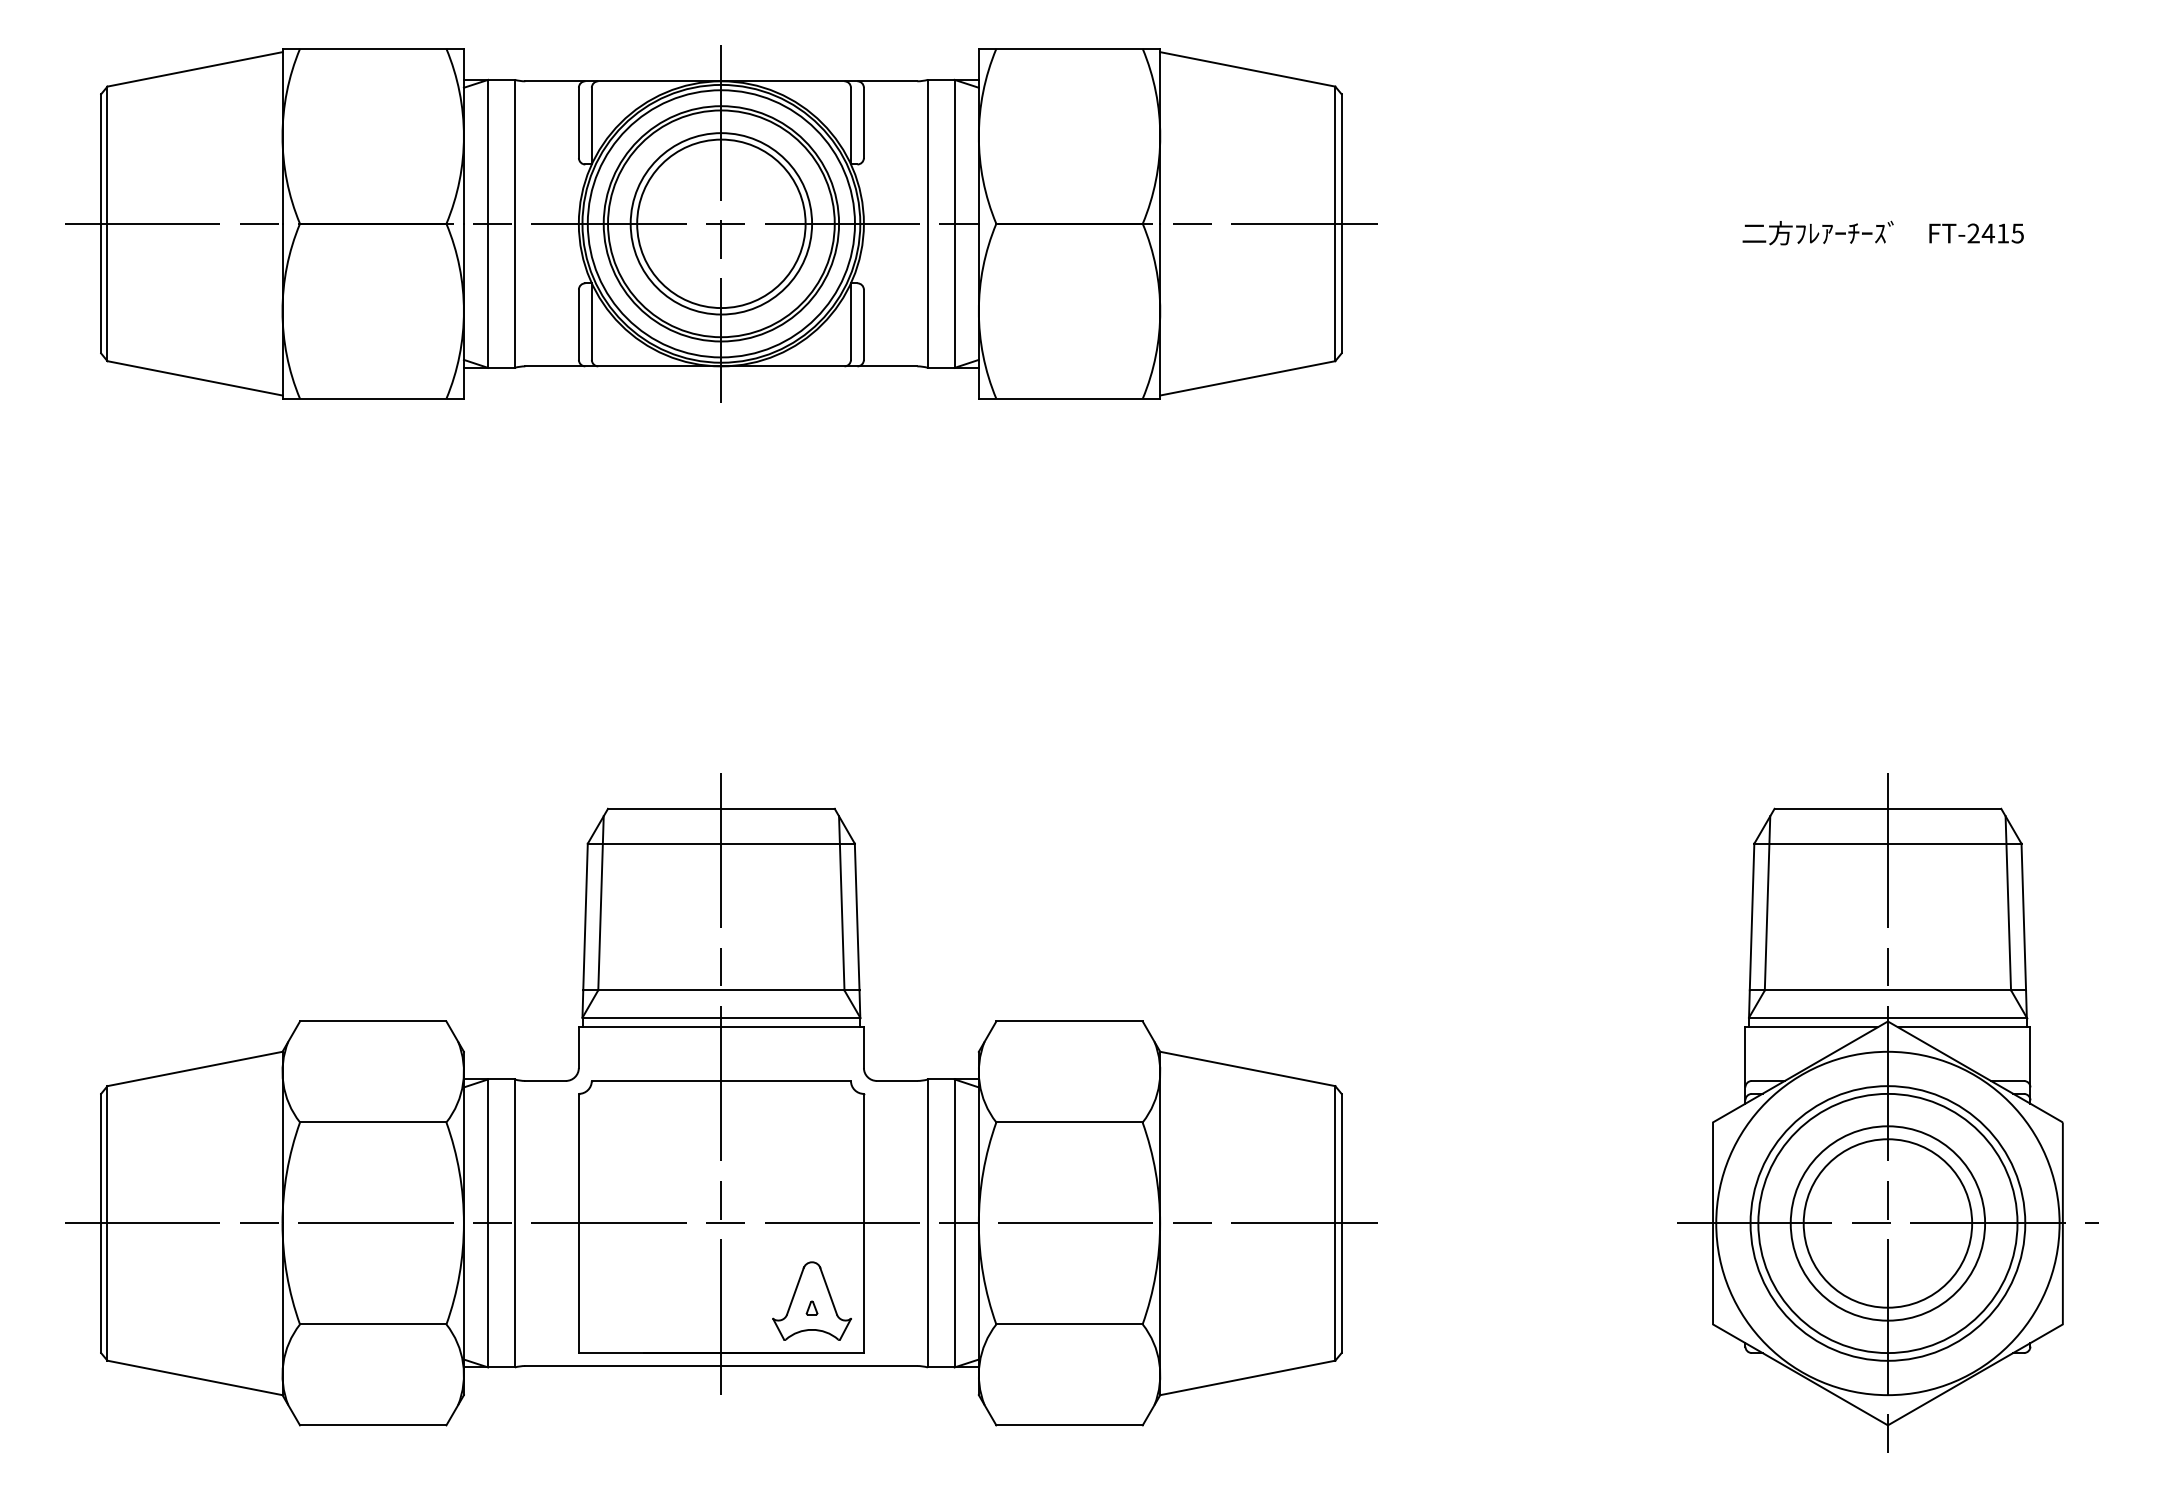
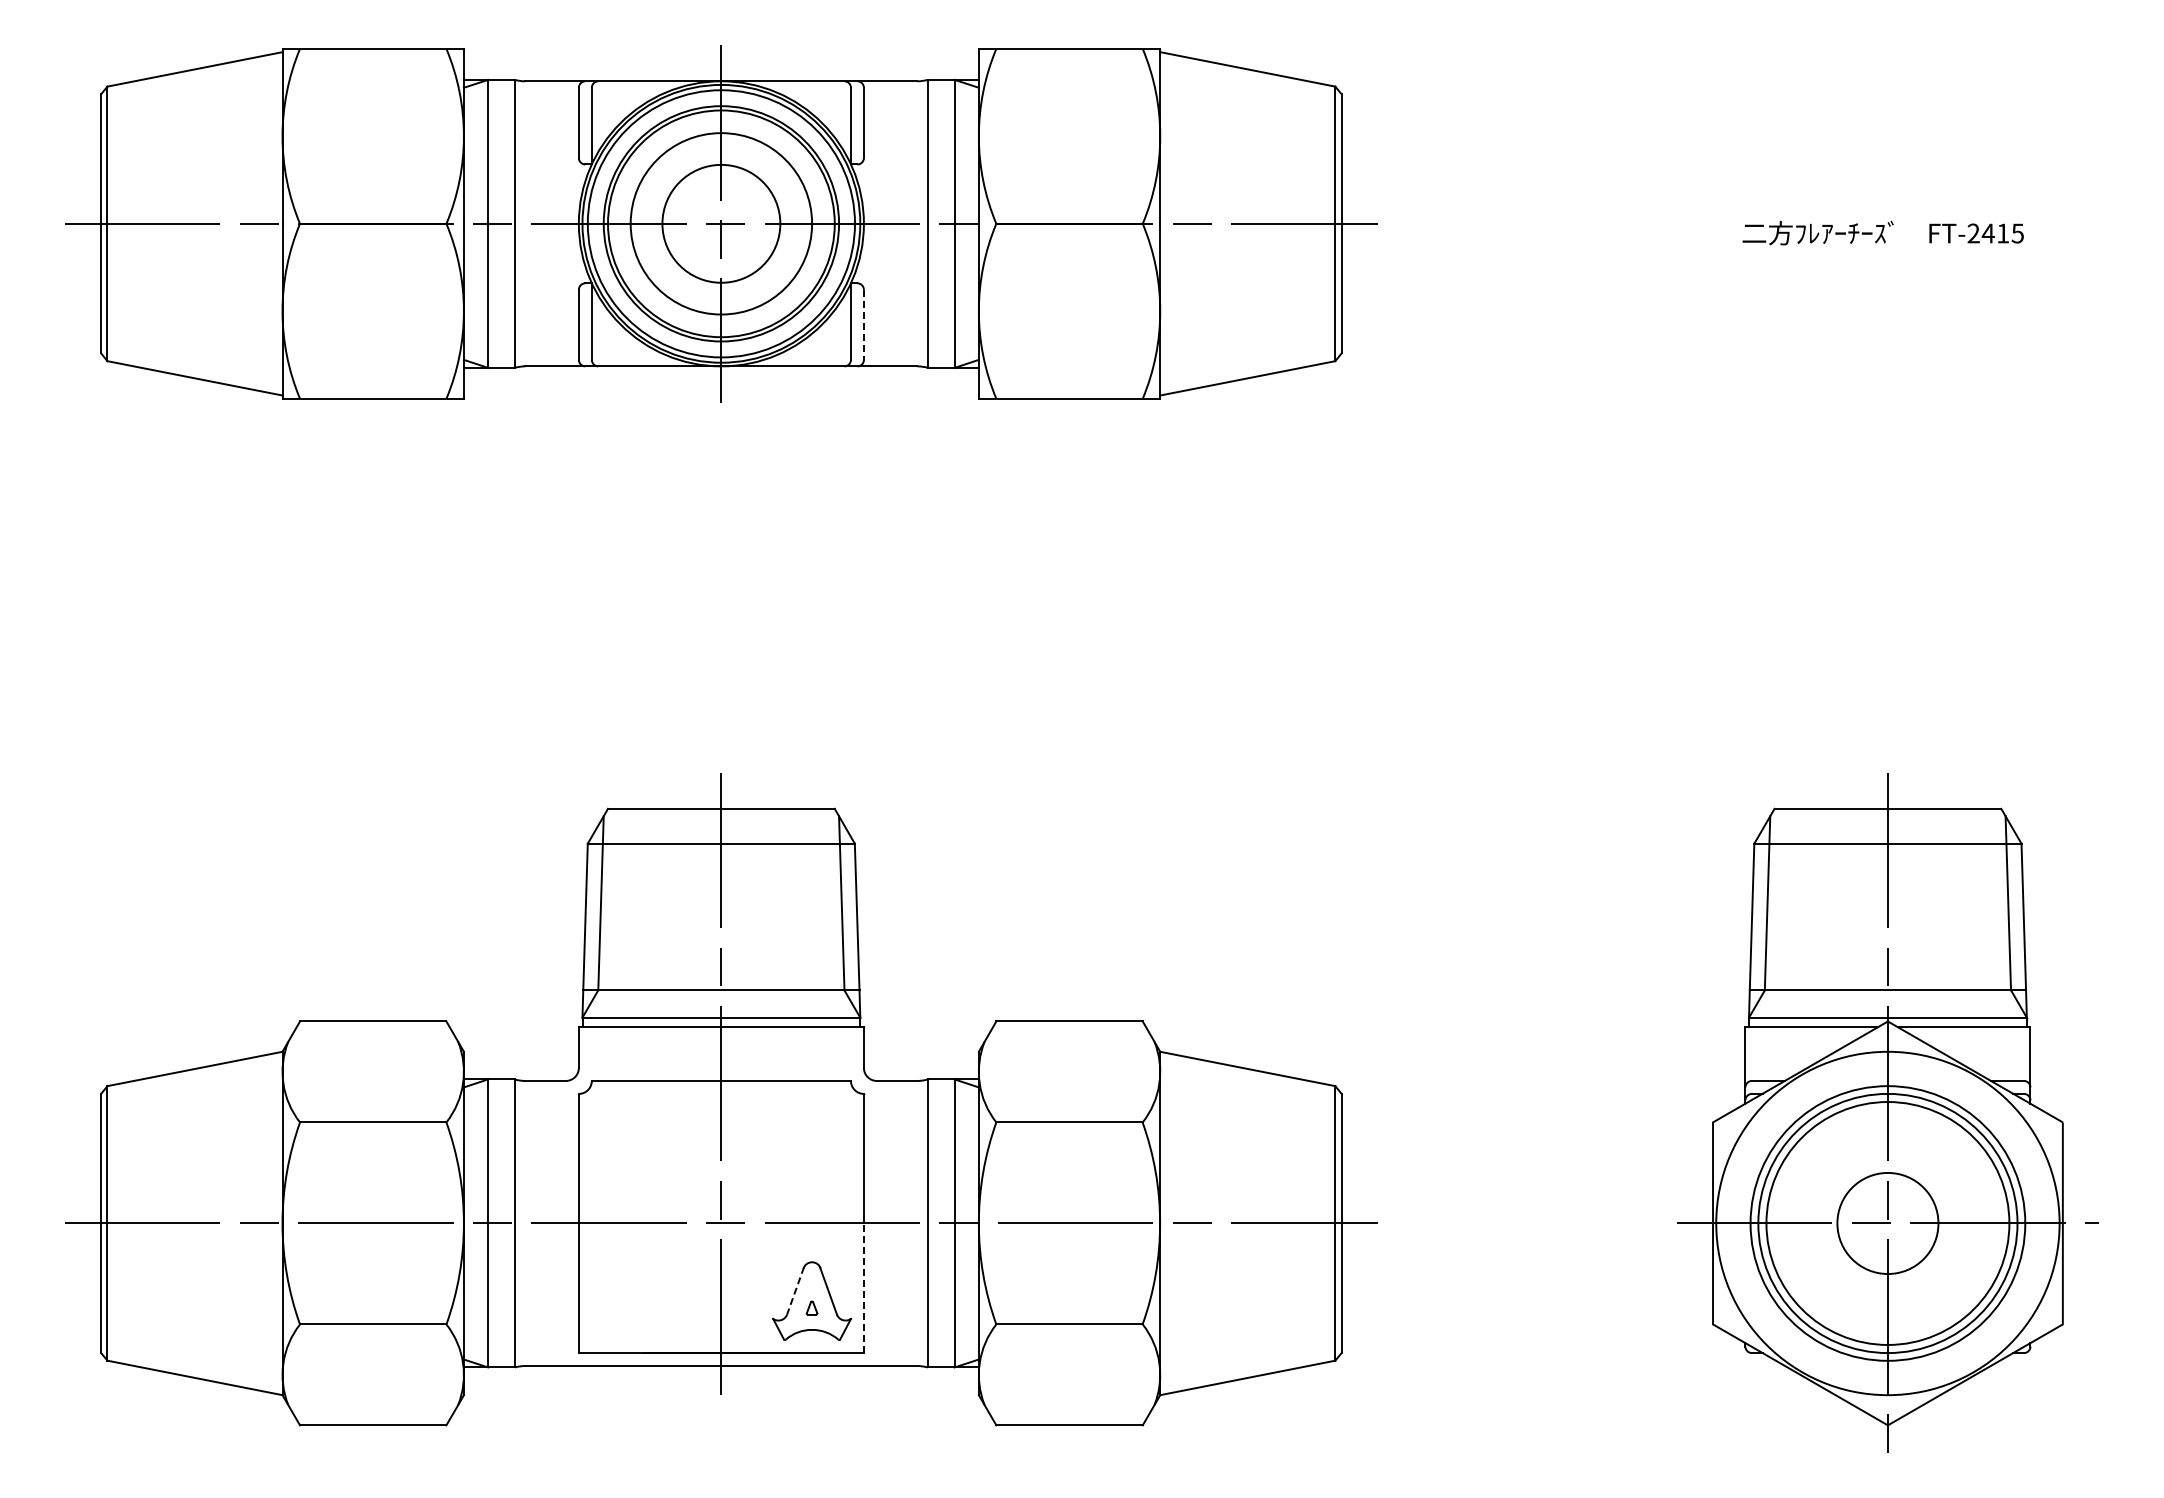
circle diameter: 168 px -> 118 px (721, 223)
line: solid -> dashed (863, 325)
circle diameter: 168 px -> 101 px (1887, 1223)
circle diameter: 194 px -> 243 px (1887, 1223)
line: solid -> dashed (863, 1288)
line: solid -> dashed (795, 1291)
